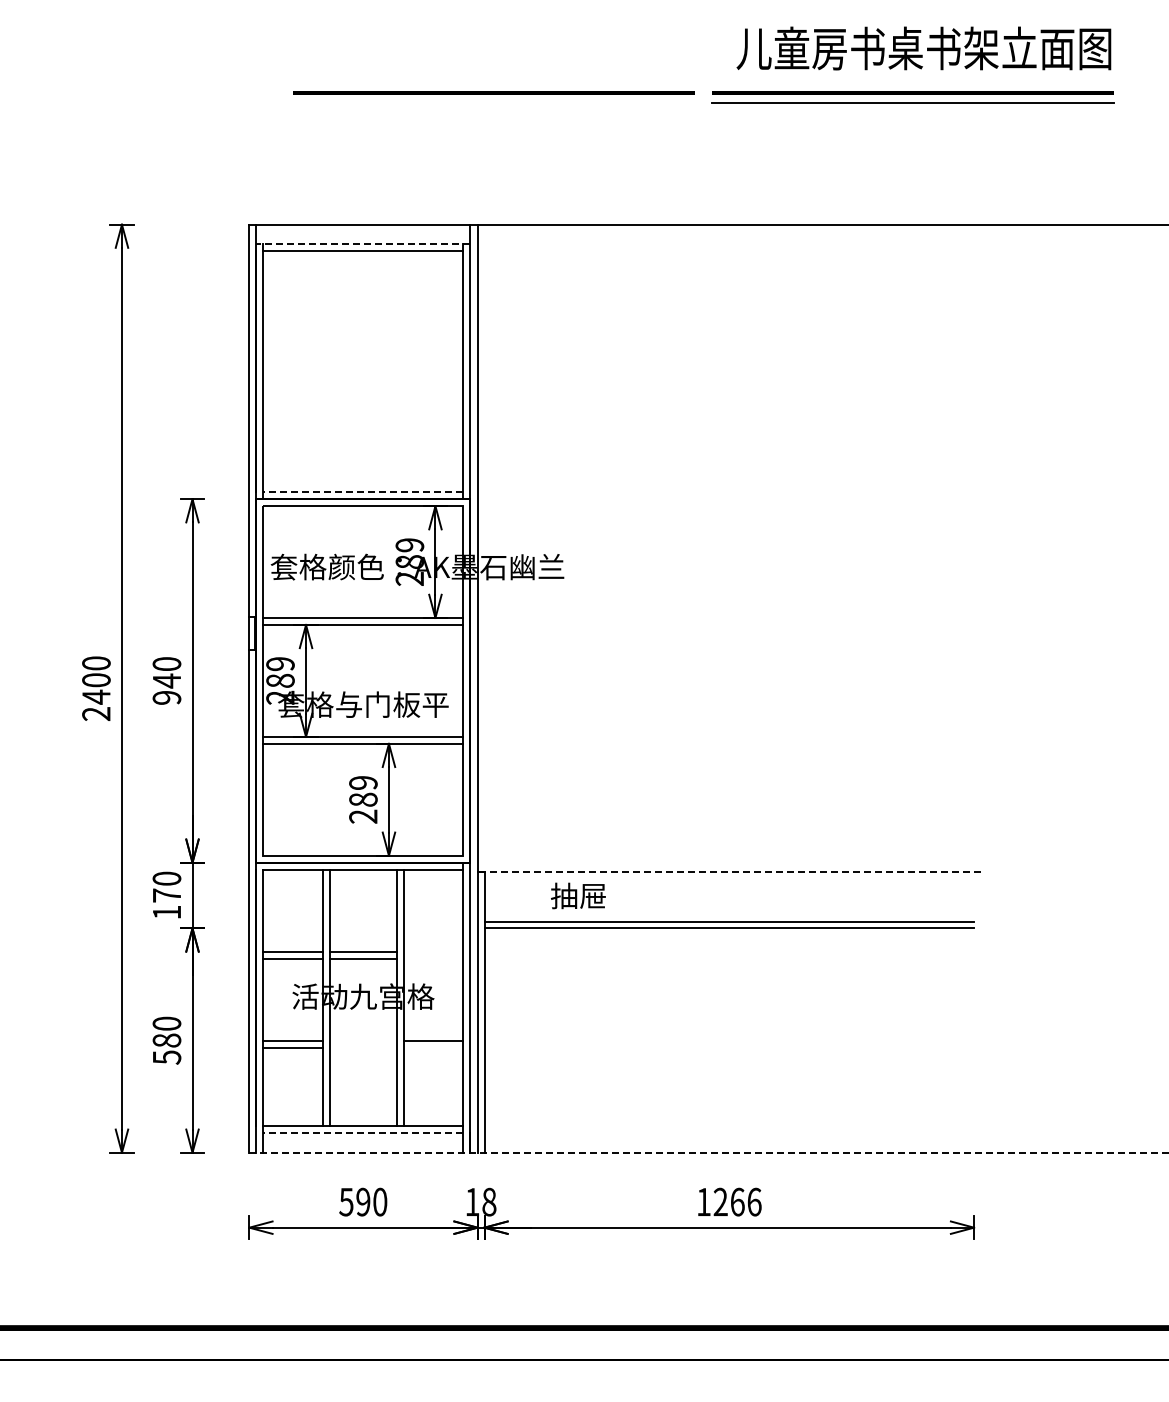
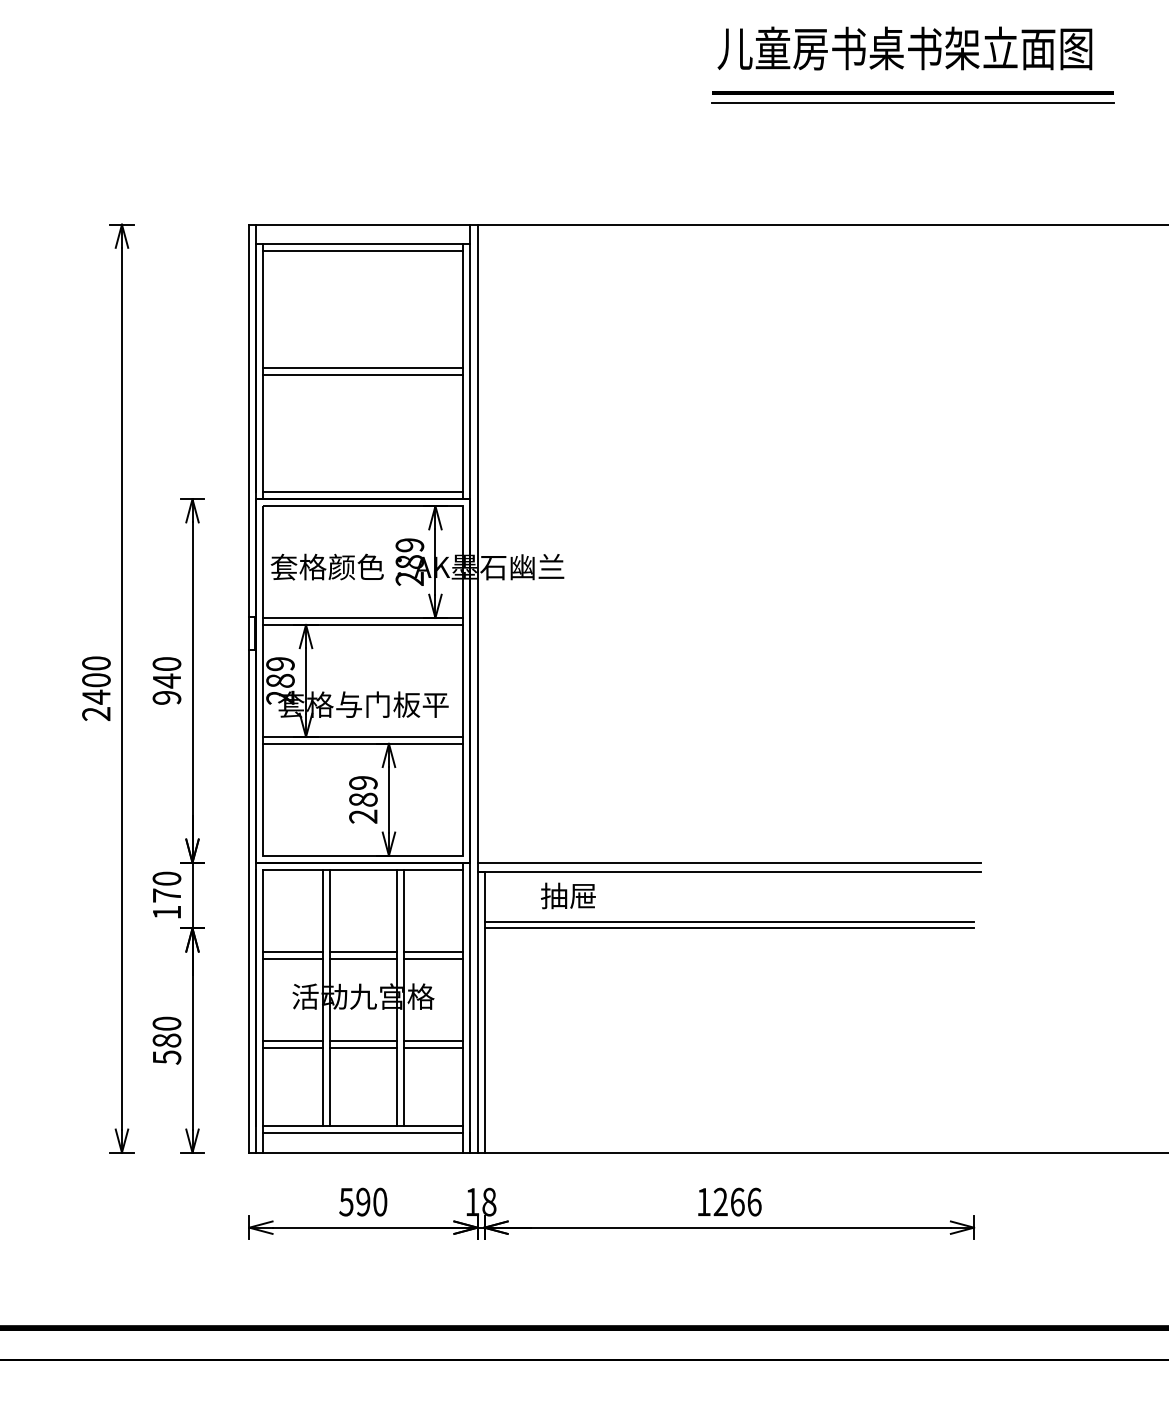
text position: (923, 48) -> (904, 48) (904, 48)
line: present -> none (493, 92)
line: dashed -> solid (363, 244)
line: none -> present (362, 368)
line: none -> present (362, 375)
line: dashed -> solid (363, 492)
line: none -> present (729, 862)
line: dashed -> solid (729, 872)
text position: (578, 895) -> (568, 895) (568, 895)
line: none -> present (433, 952)
line: none -> present (433, 959)
line: none -> present (363, 1041)
line: none -> present (363, 1048)
line: none -> present (433, 1048)
line: dashed -> solid (363, 1133)
line: dashed -> solid (709, 1152)
